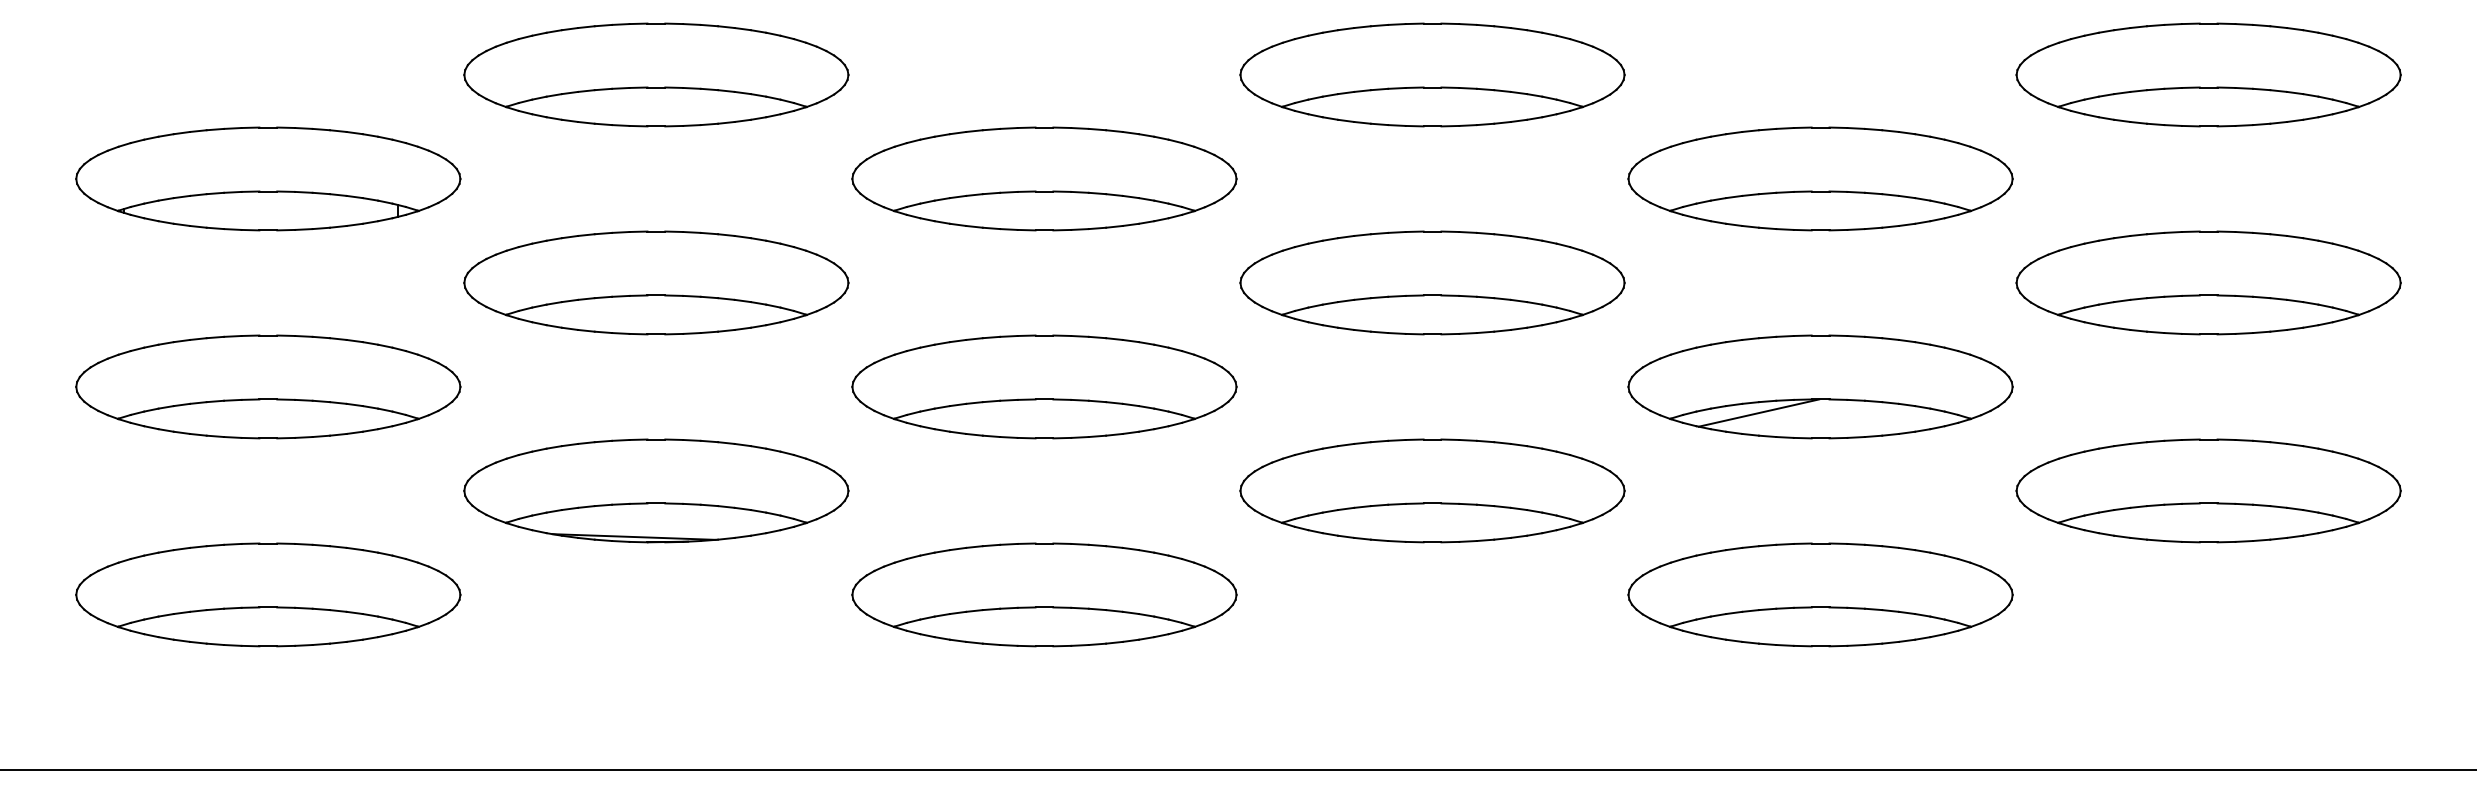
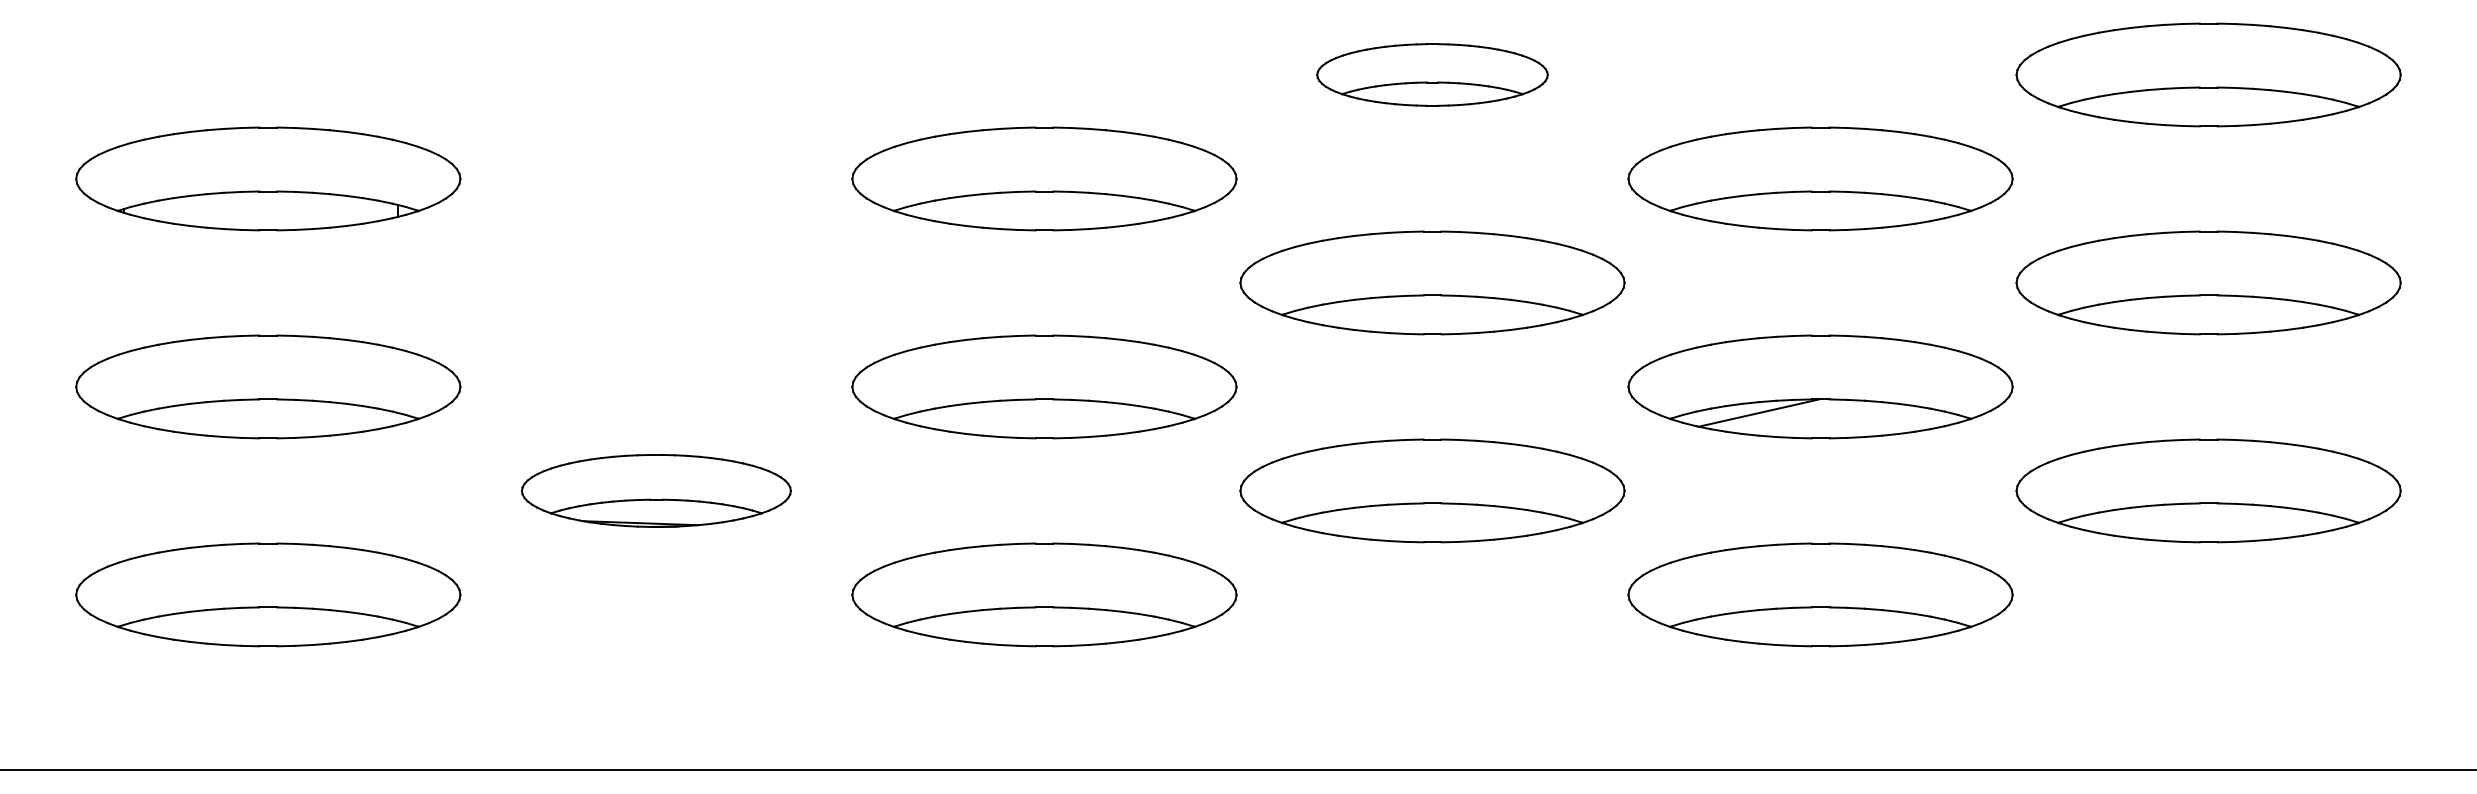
part: present -> none (656, 74)
part size: 387x106 px -> 233x64 px (1432, 74)
part: present -> none (656, 282)
part size: 387x106 px -> 271x74 px (656, 490)
